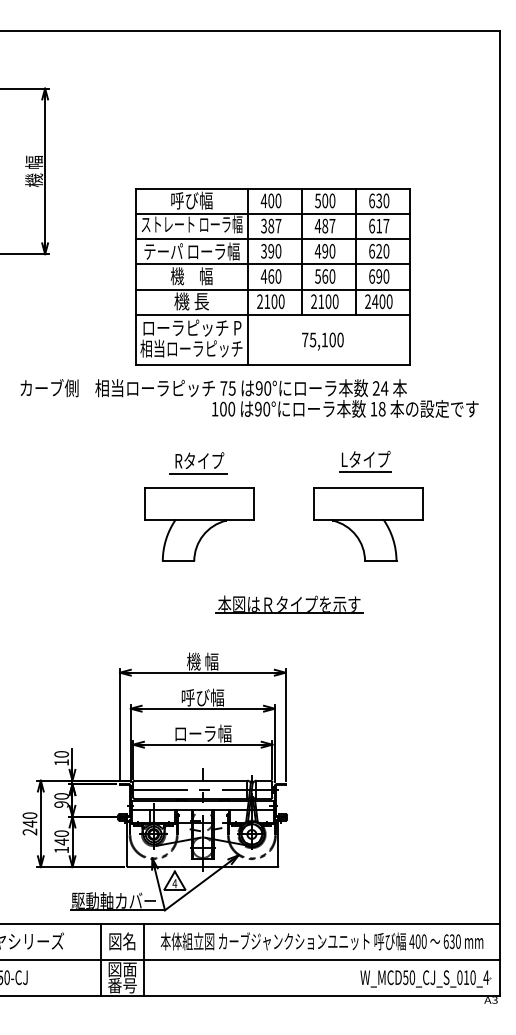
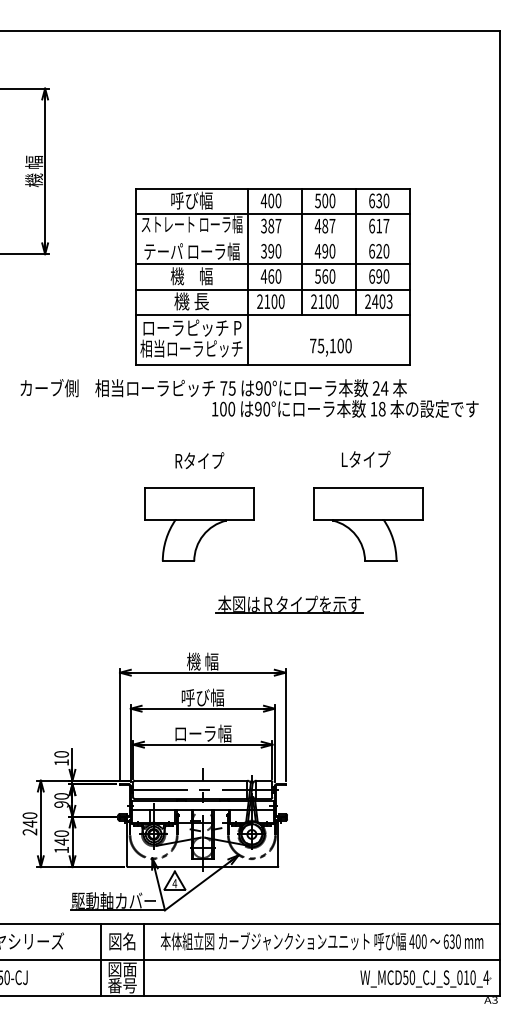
line: present -> none (272, 239)
text: 2400 -> 2403 (389, 301)
text position: (322, 341) -> (330, 347) (330, 347)
line: present -> none (365, 472)
line: present -> none (198, 473)
